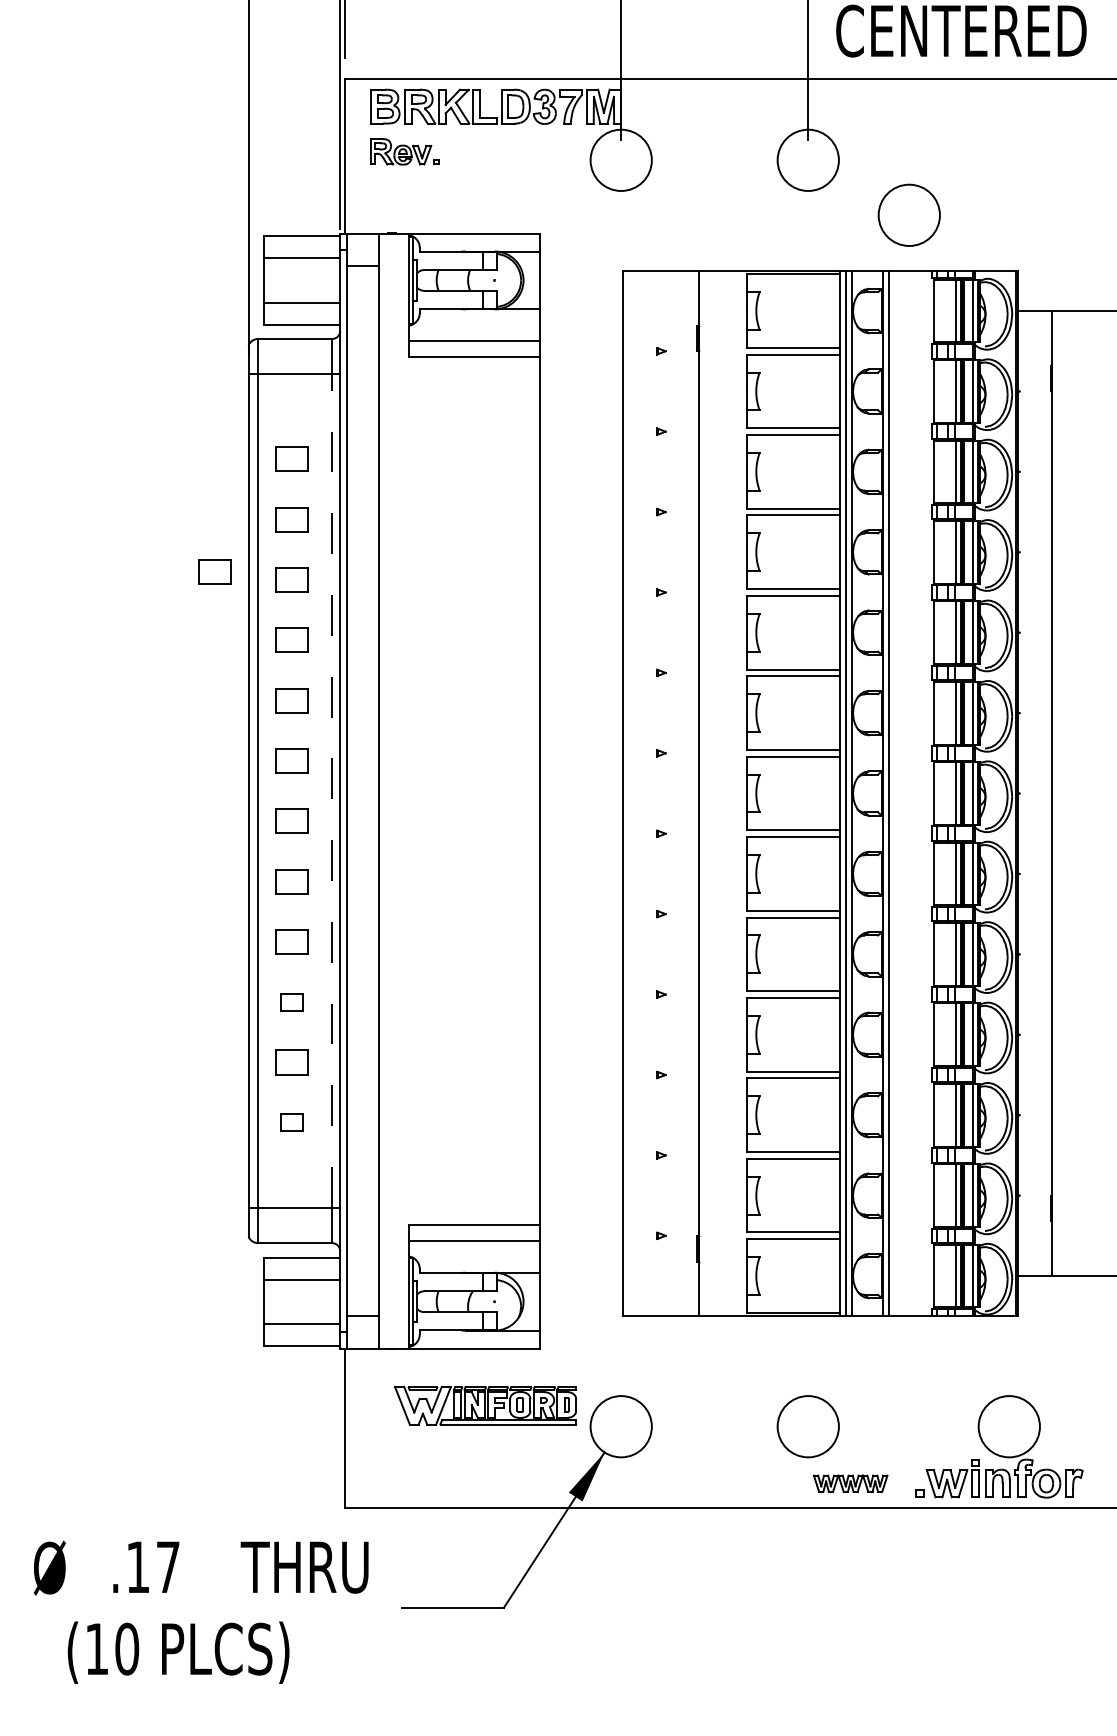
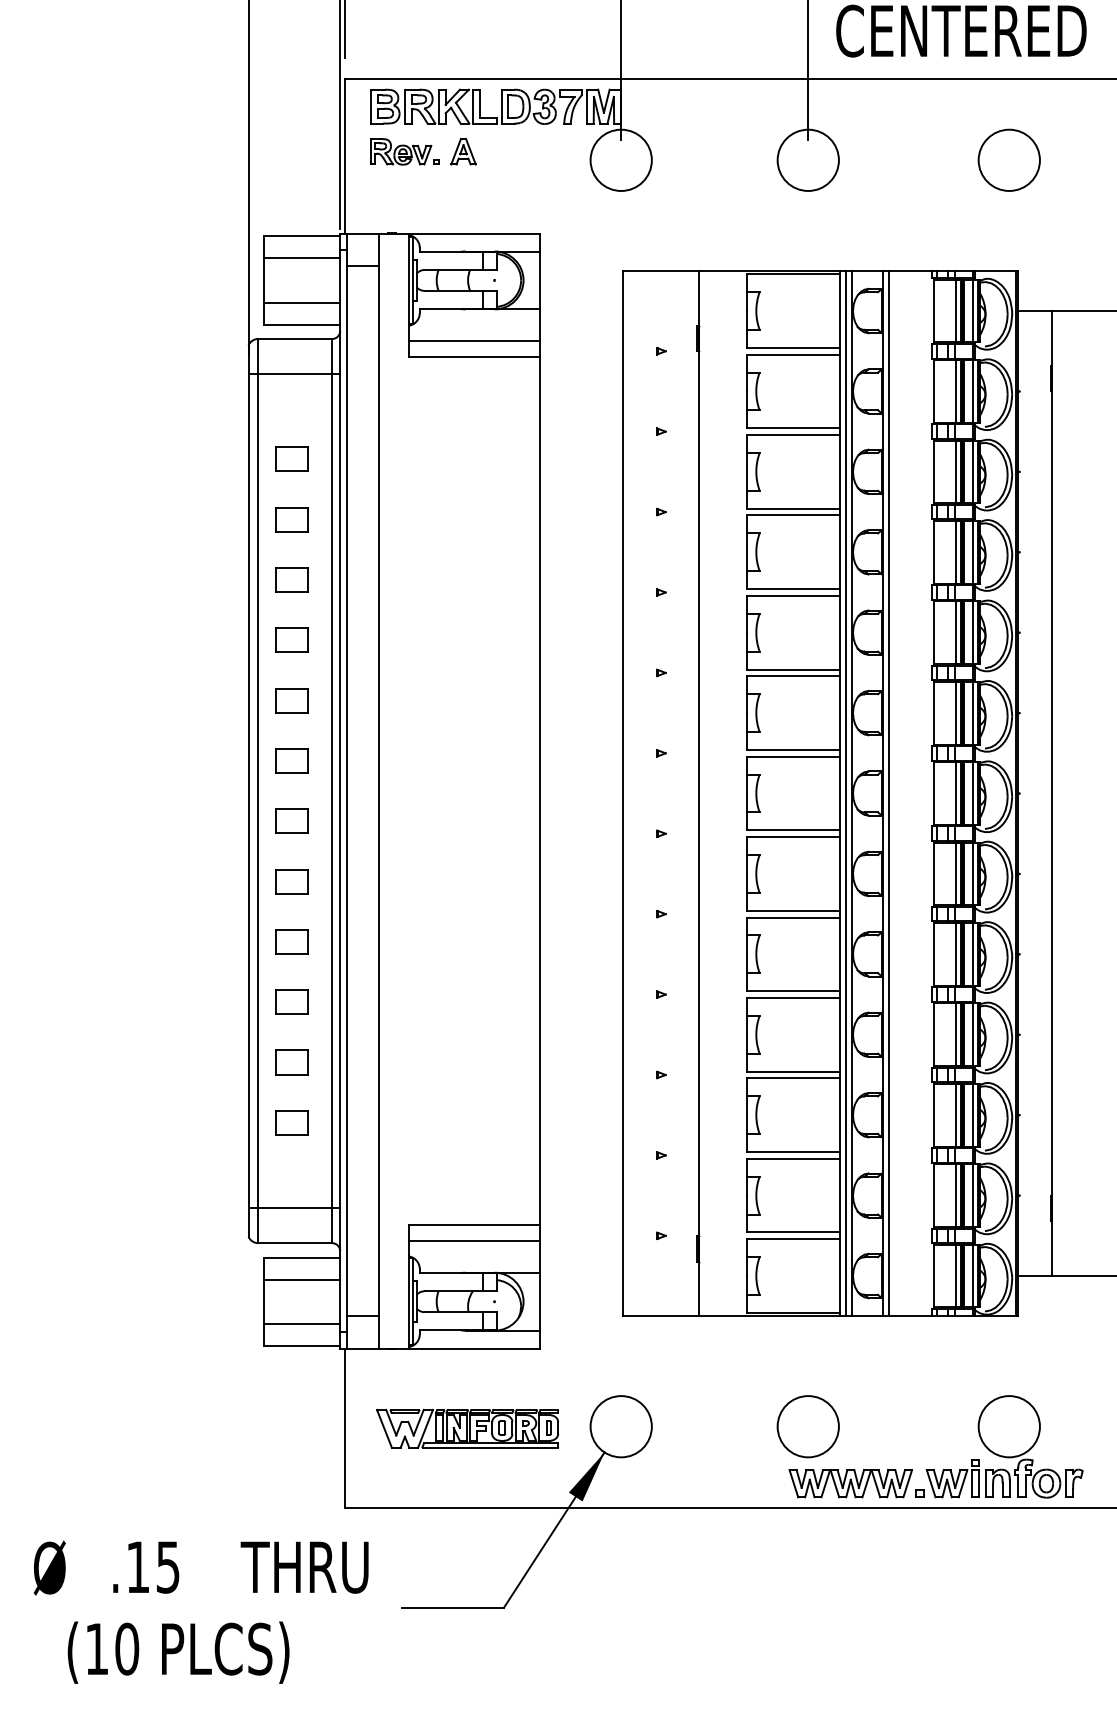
part: none -> present (463, 151)
circle position: (908, 214) -> (1008, 159) (1008, 159)
part: present -> none (214, 571)
line: dashed -> solid (332, 791)
part size: 24x19 px -> 34x26 px (291, 1001)
part size: 24x19 px -> 34x26 px (291, 1122)
part position: (485, 1405) -> (467, 1428) (467, 1428)
part size: 76x19 px -> 125x30 px (850, 1483)
text: .17 -> .15 (168, 1567)
